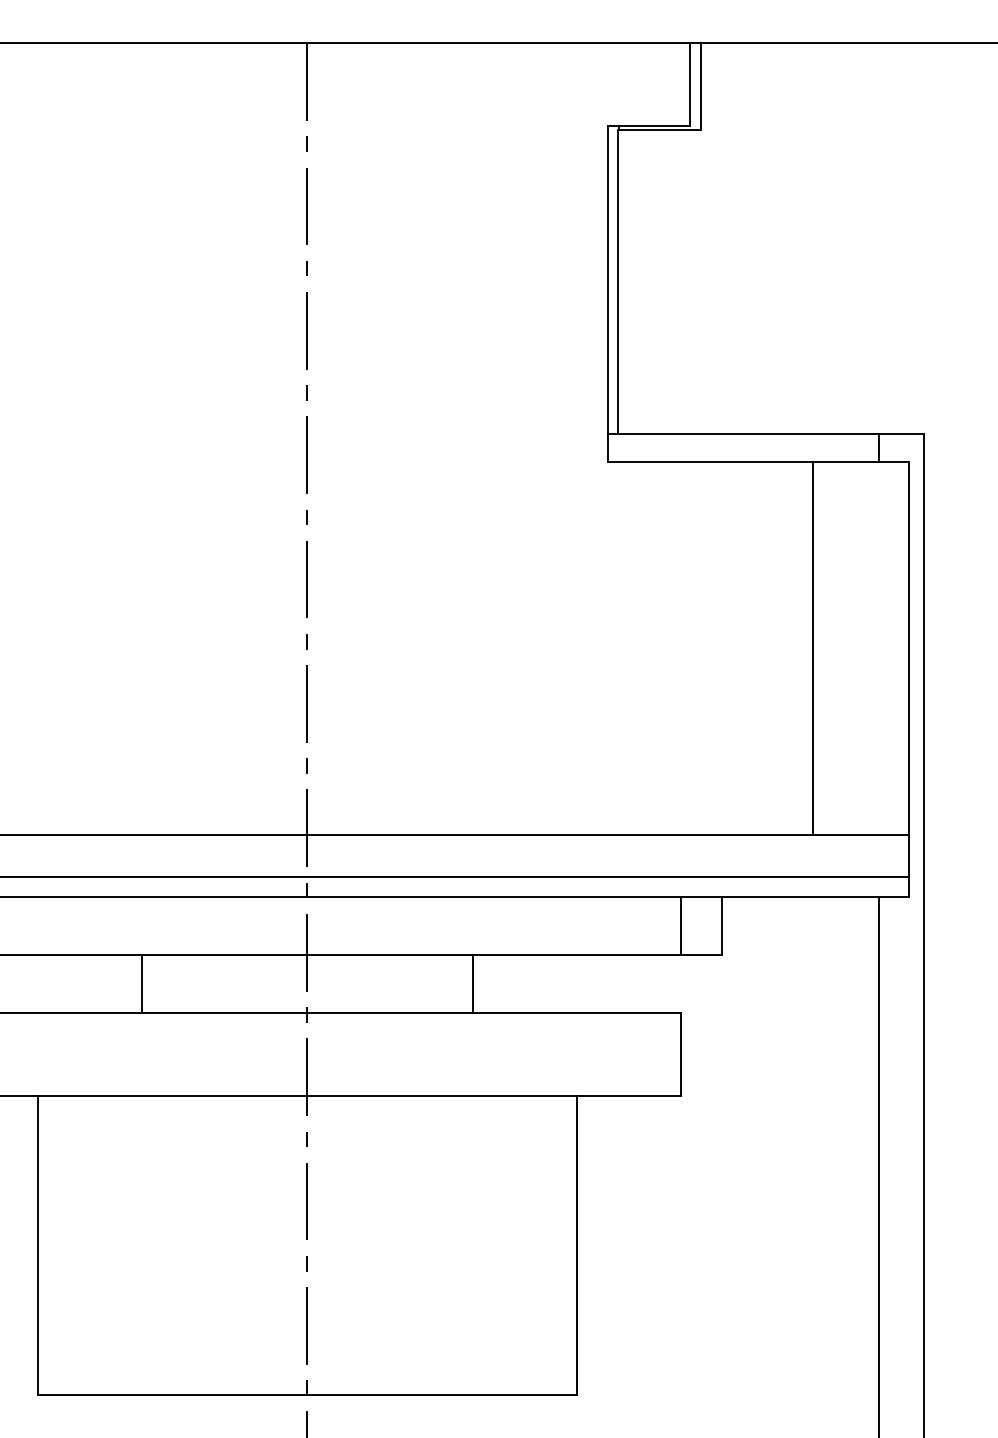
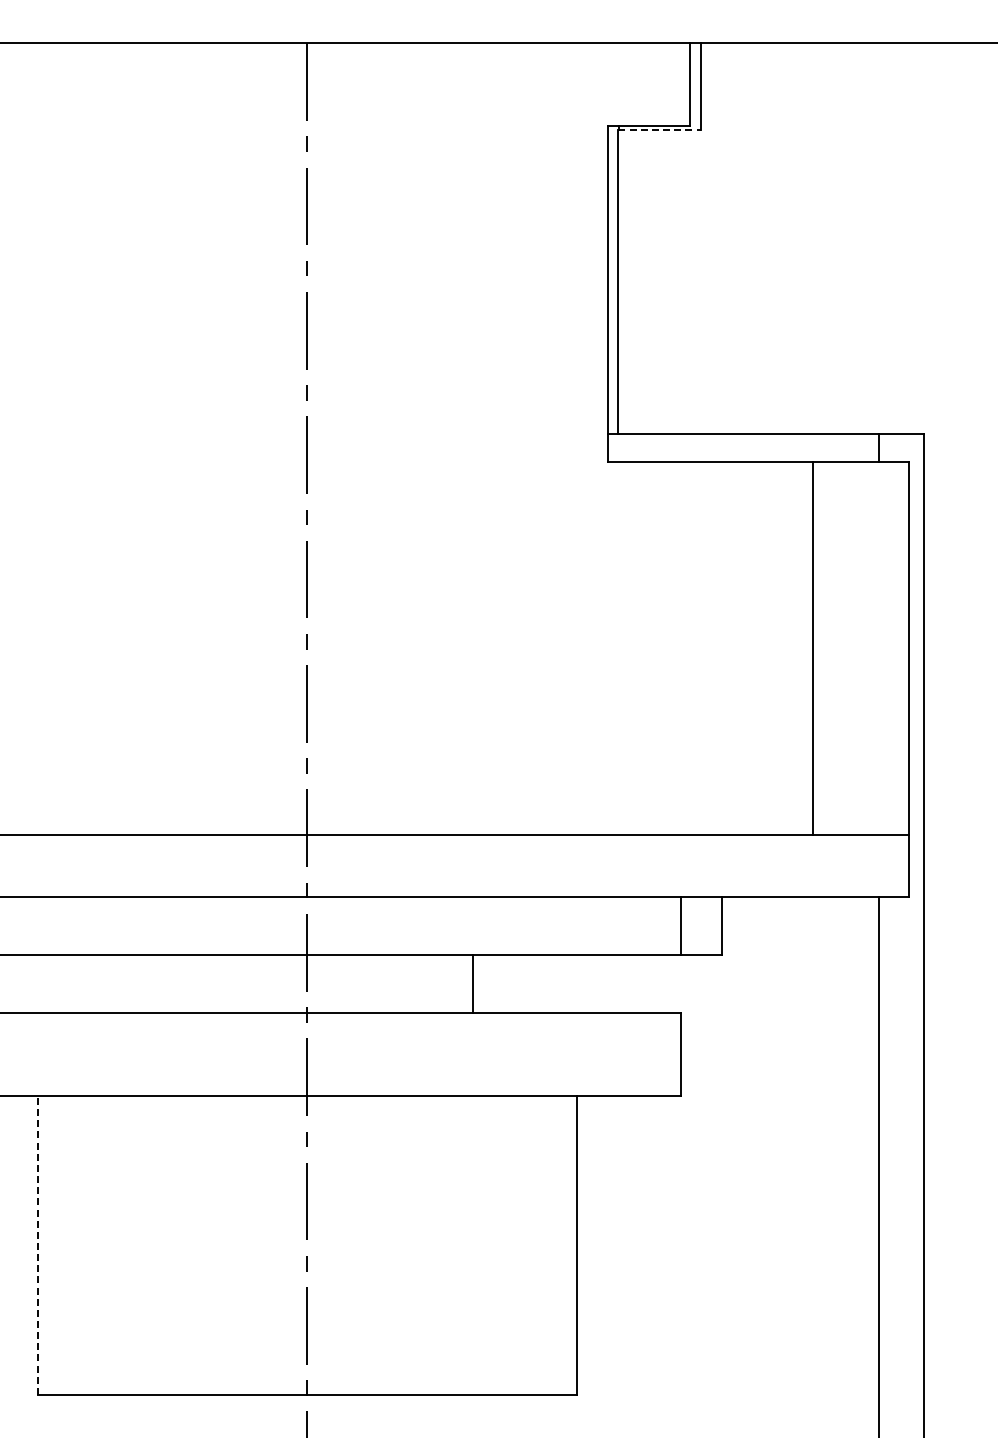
line: solid -> dashed (660, 130)
line: present -> none (455, 876)
line: present -> none (141, 984)
line: solid -> dashed (37, 1245)
